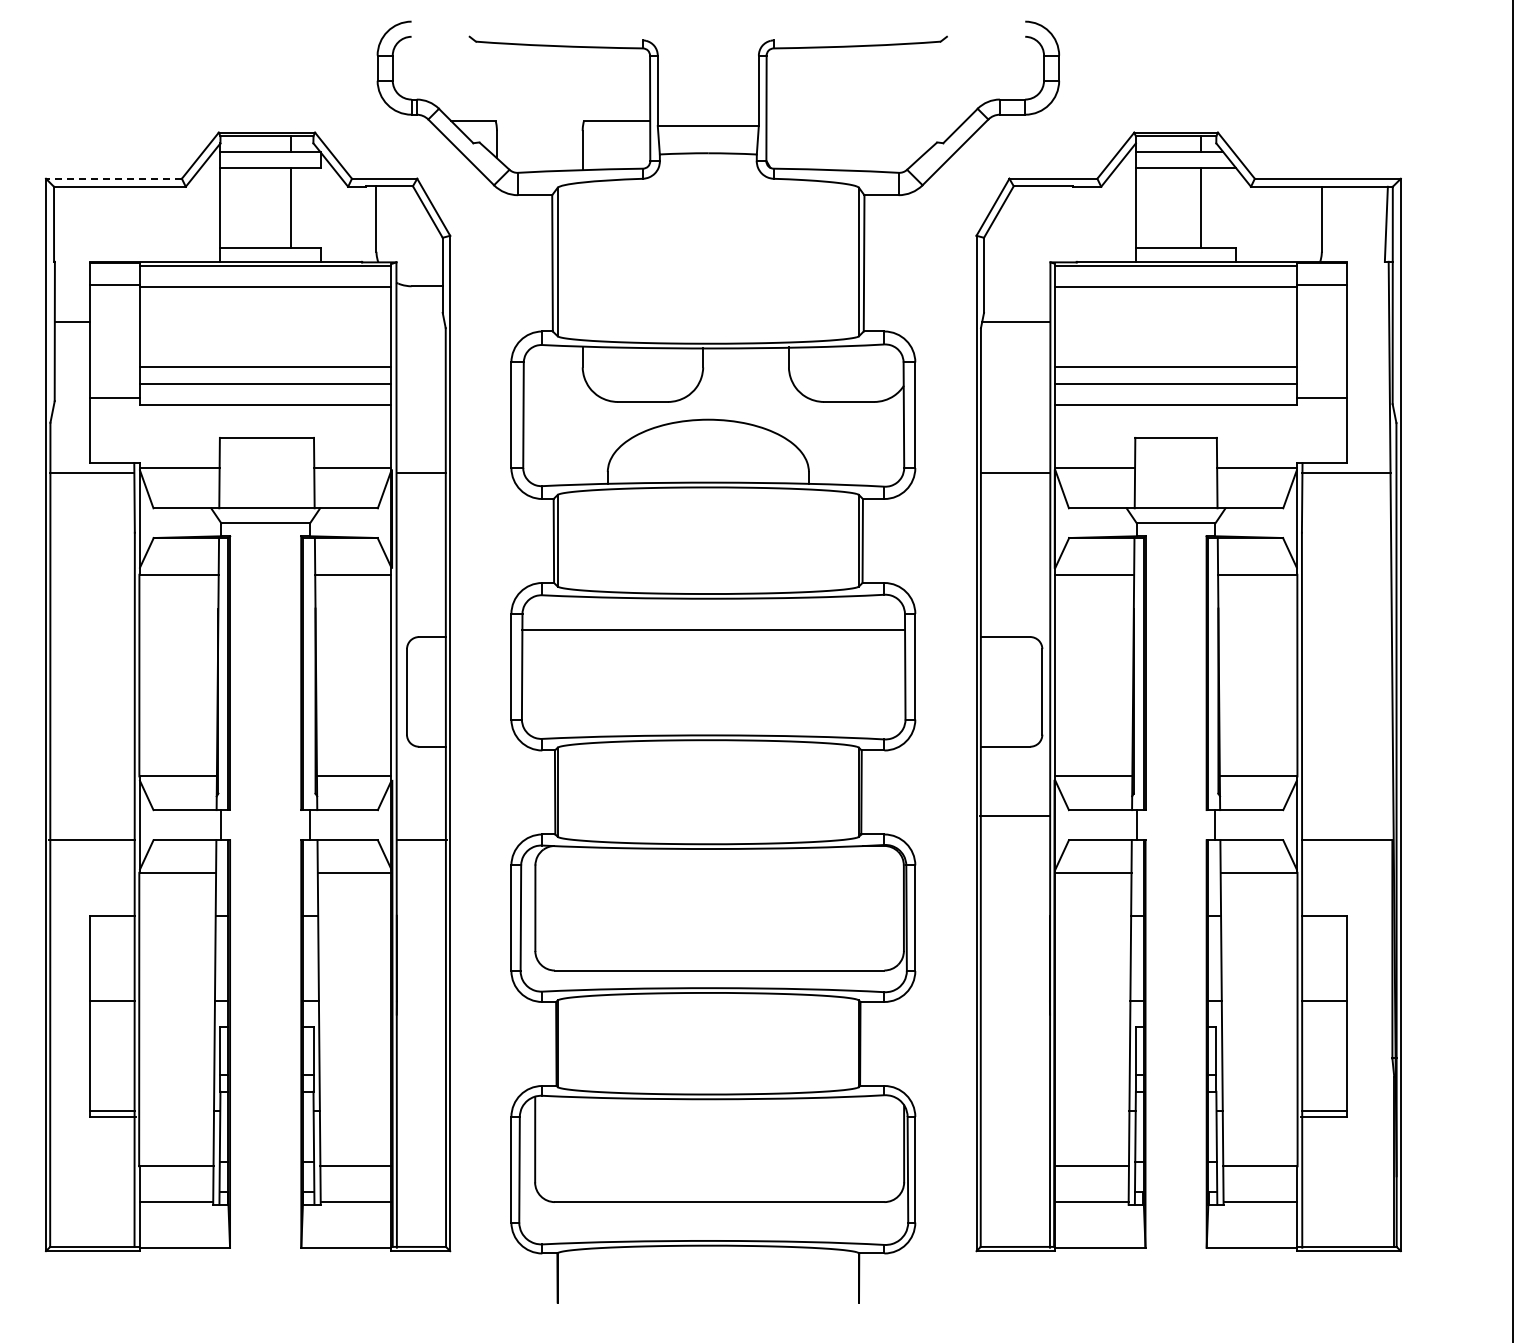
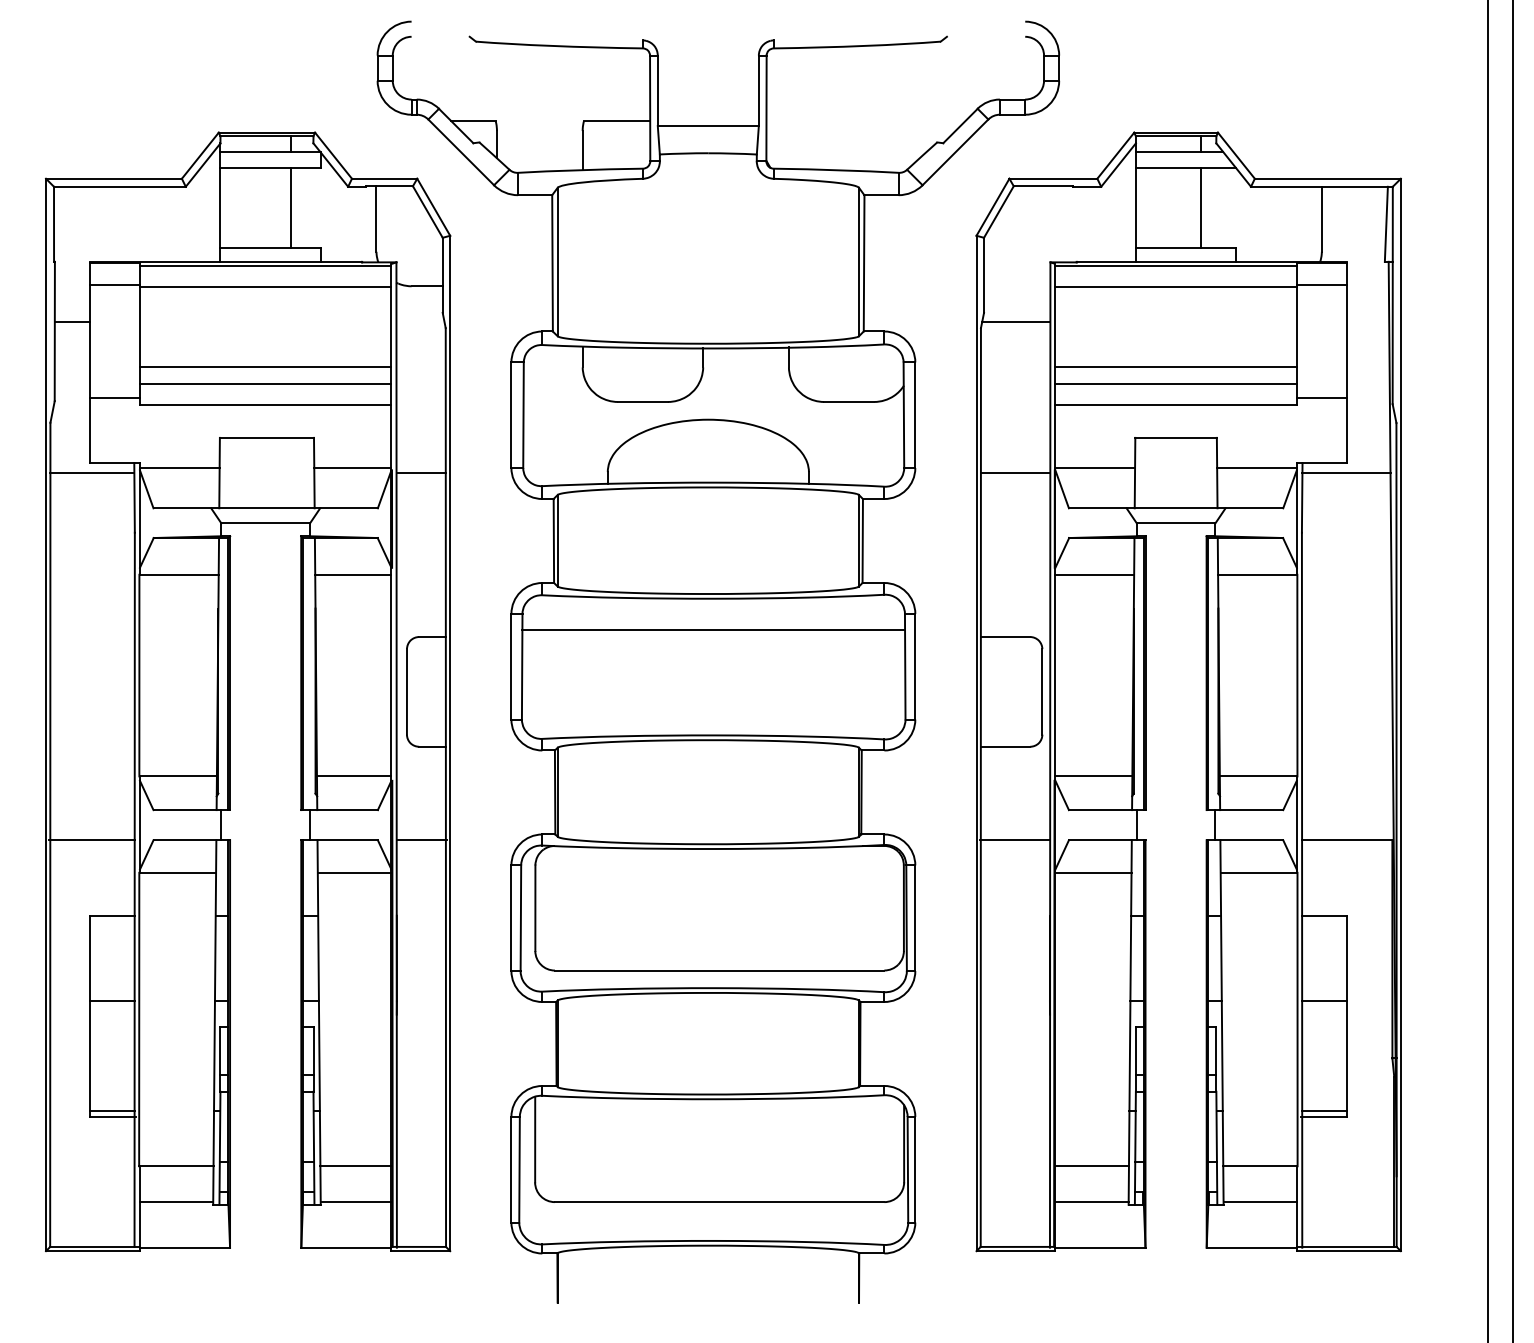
line: dashed -> solid (113, 178)
line: none -> present (1487, 670)
line position: (1014, 816) -> (1014, 840) (1014, 840)
